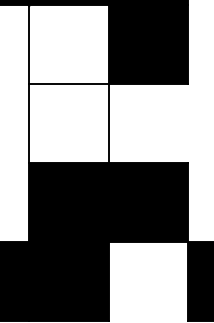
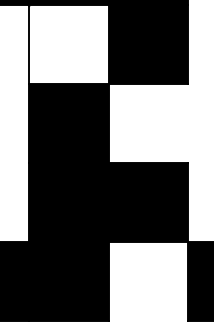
fill: none -> present (68, 123)
